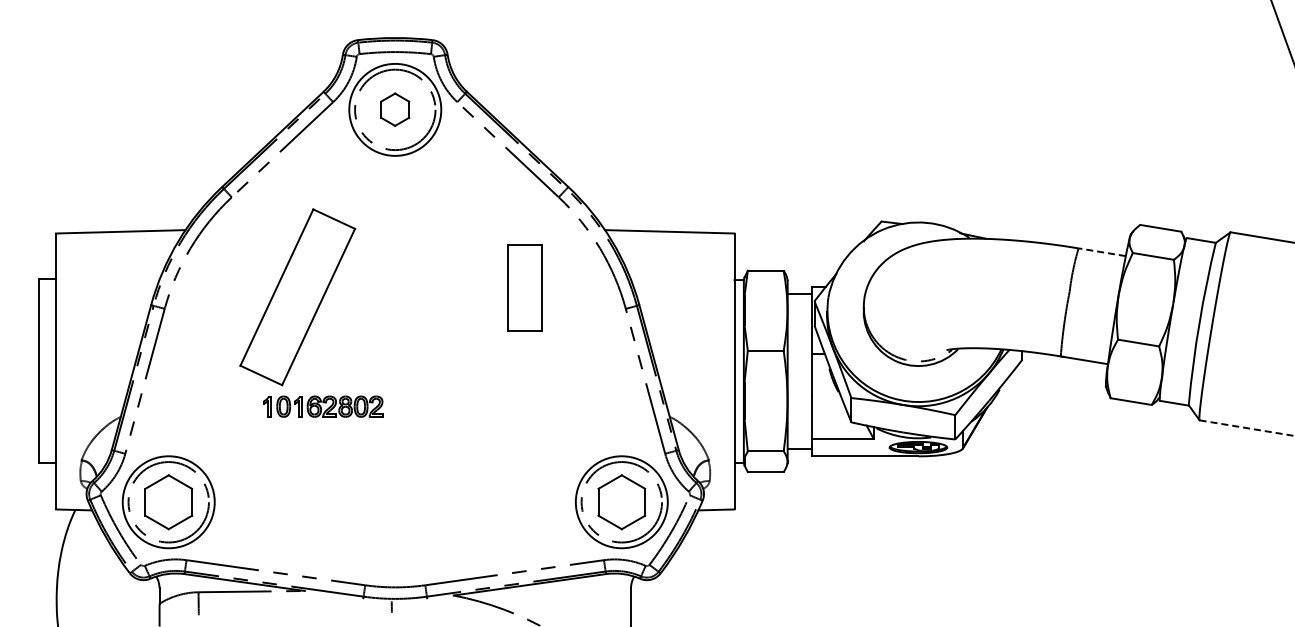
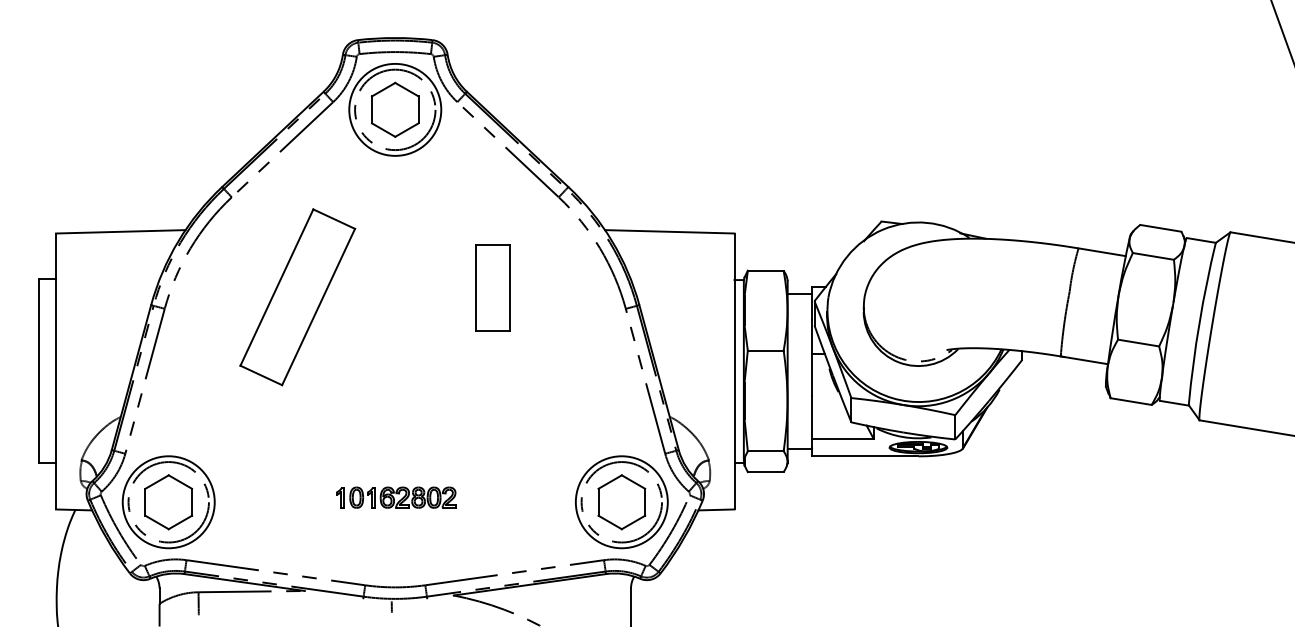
part size: 31x35 px -> 50x57 px (394, 109)
line: dashed -> solid (1102, 252)
part position: (524, 287) -> (492, 287) (492, 287)
part position: (323, 406) -> (396, 497) (396, 497)
line: dashed -> solid (1246, 428)
